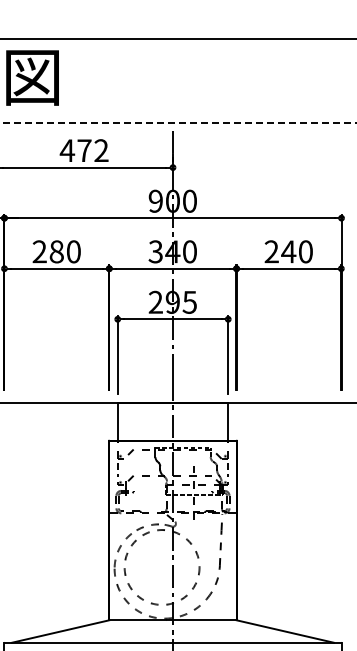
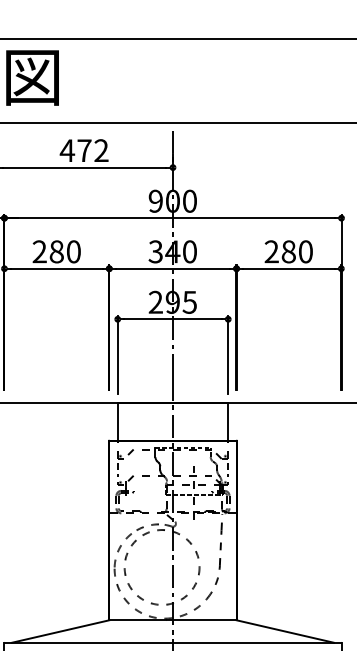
line: dashed -> solid (178, 123)
text: 240 -> 280 (288, 251)
